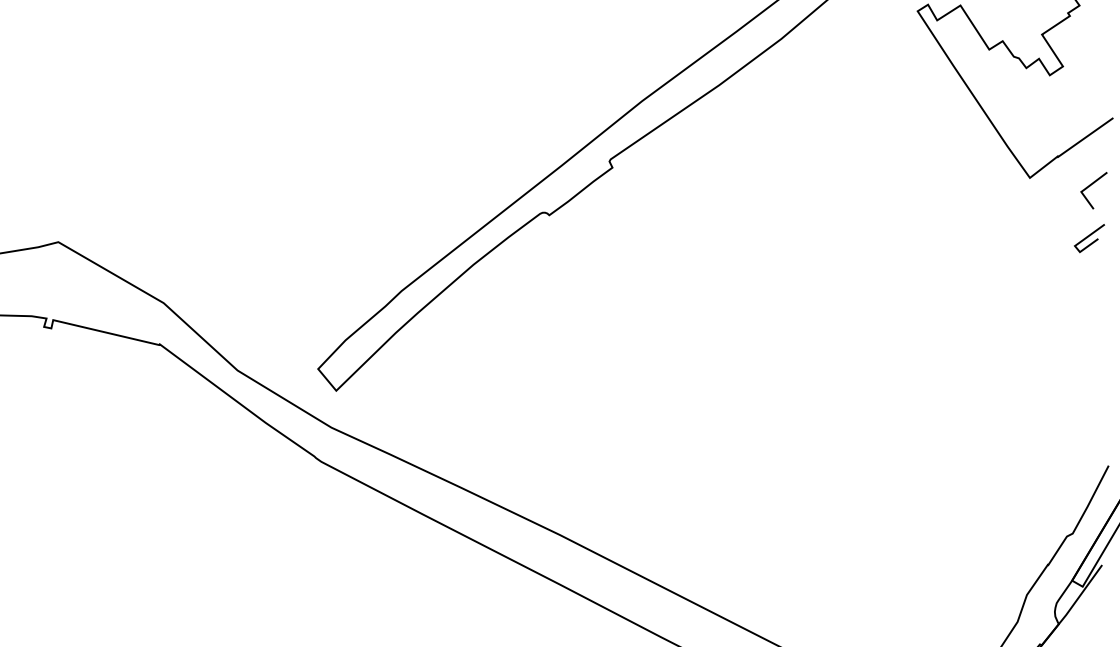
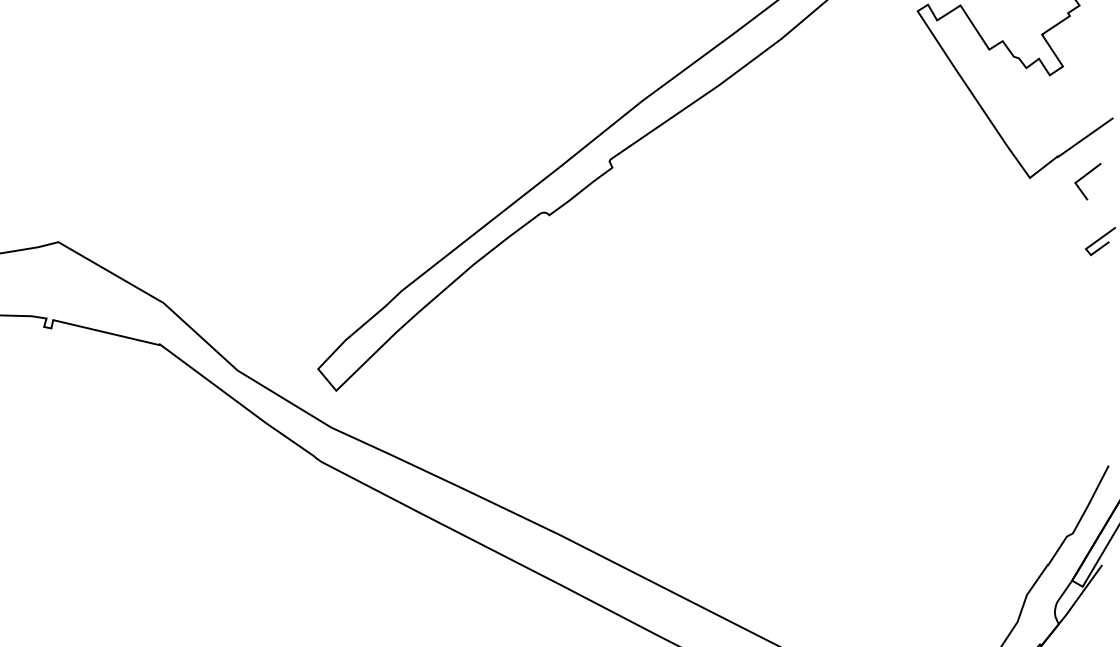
line position: (1090, 186) -> (1084, 177) (1084, 177)
line position: (1088, 237) -> (1099, 240) (1099, 240)
